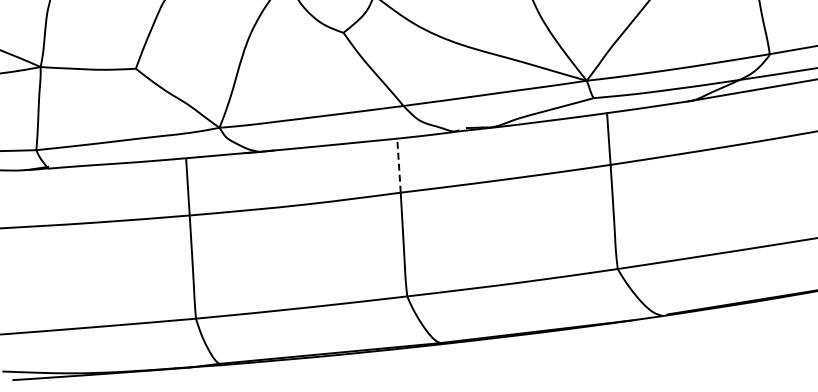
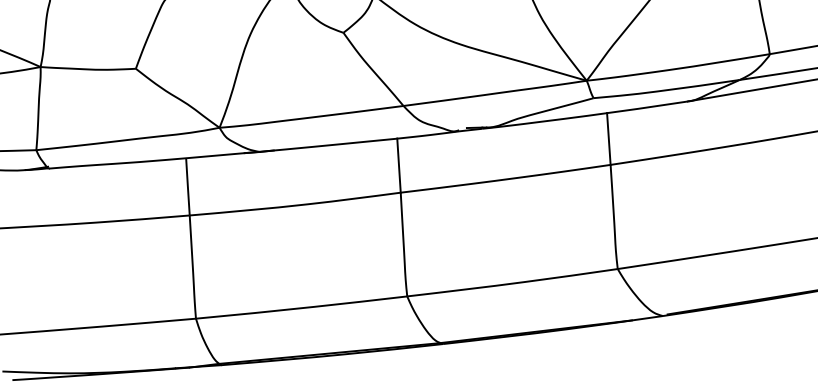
line: dashed -> solid (398, 165)
